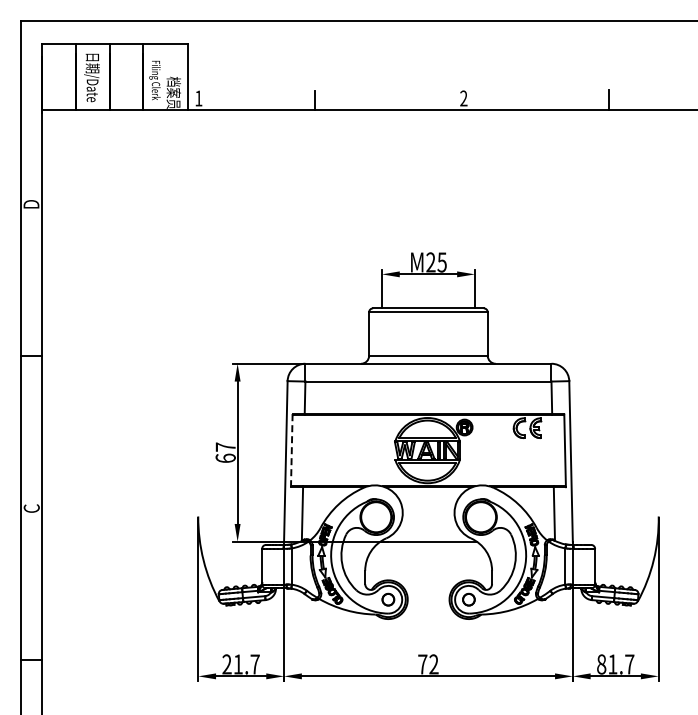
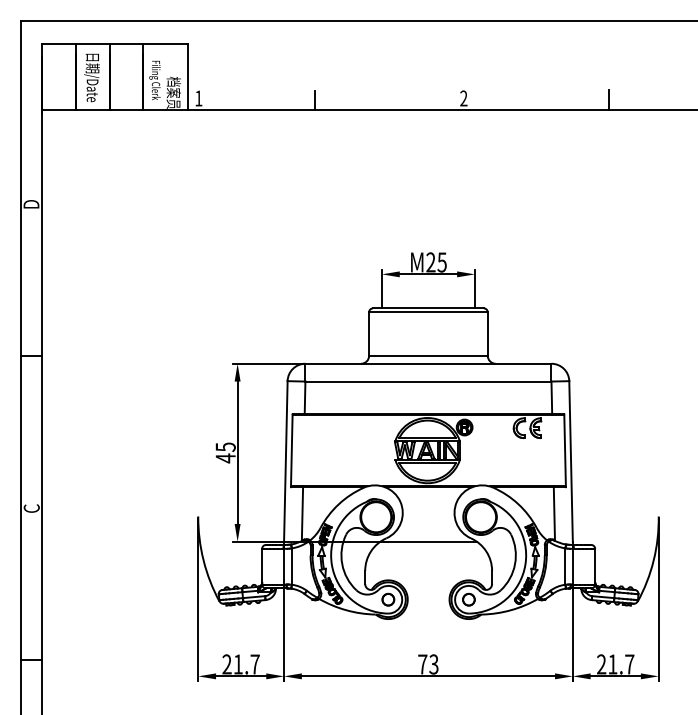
line: dashed -> solid (291, 450)
text: 67 -> 45 (225, 452)
text: 72 -> 73 (433, 664)
text: 81.7 -> 21.7 (601, 664)
